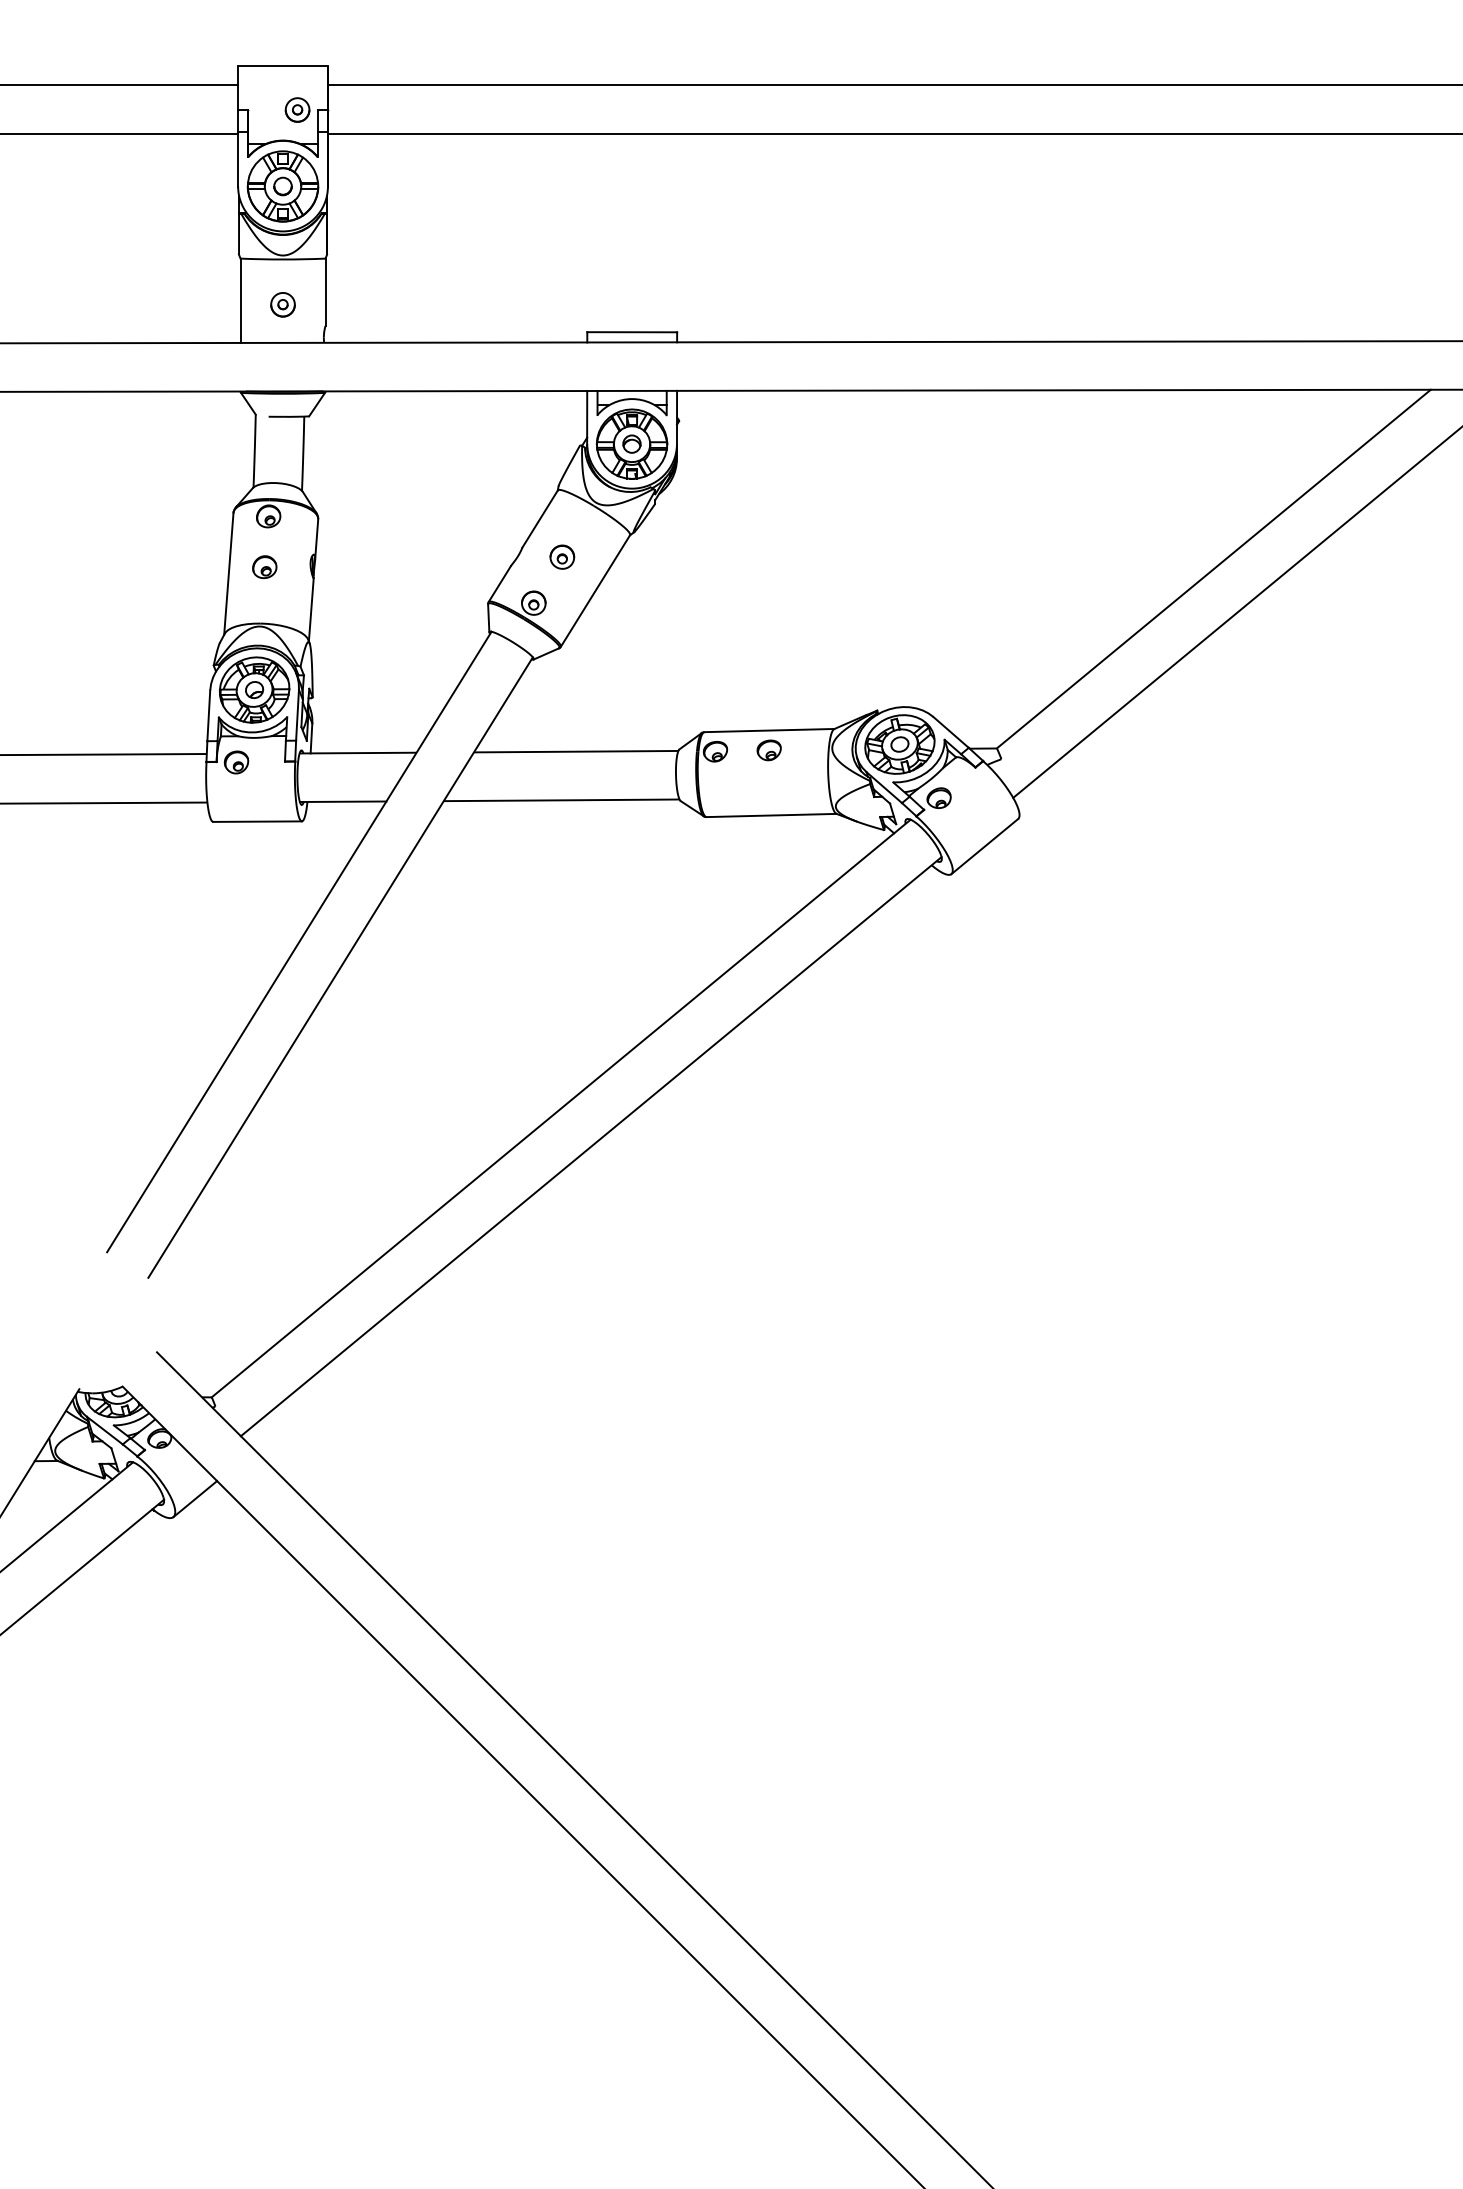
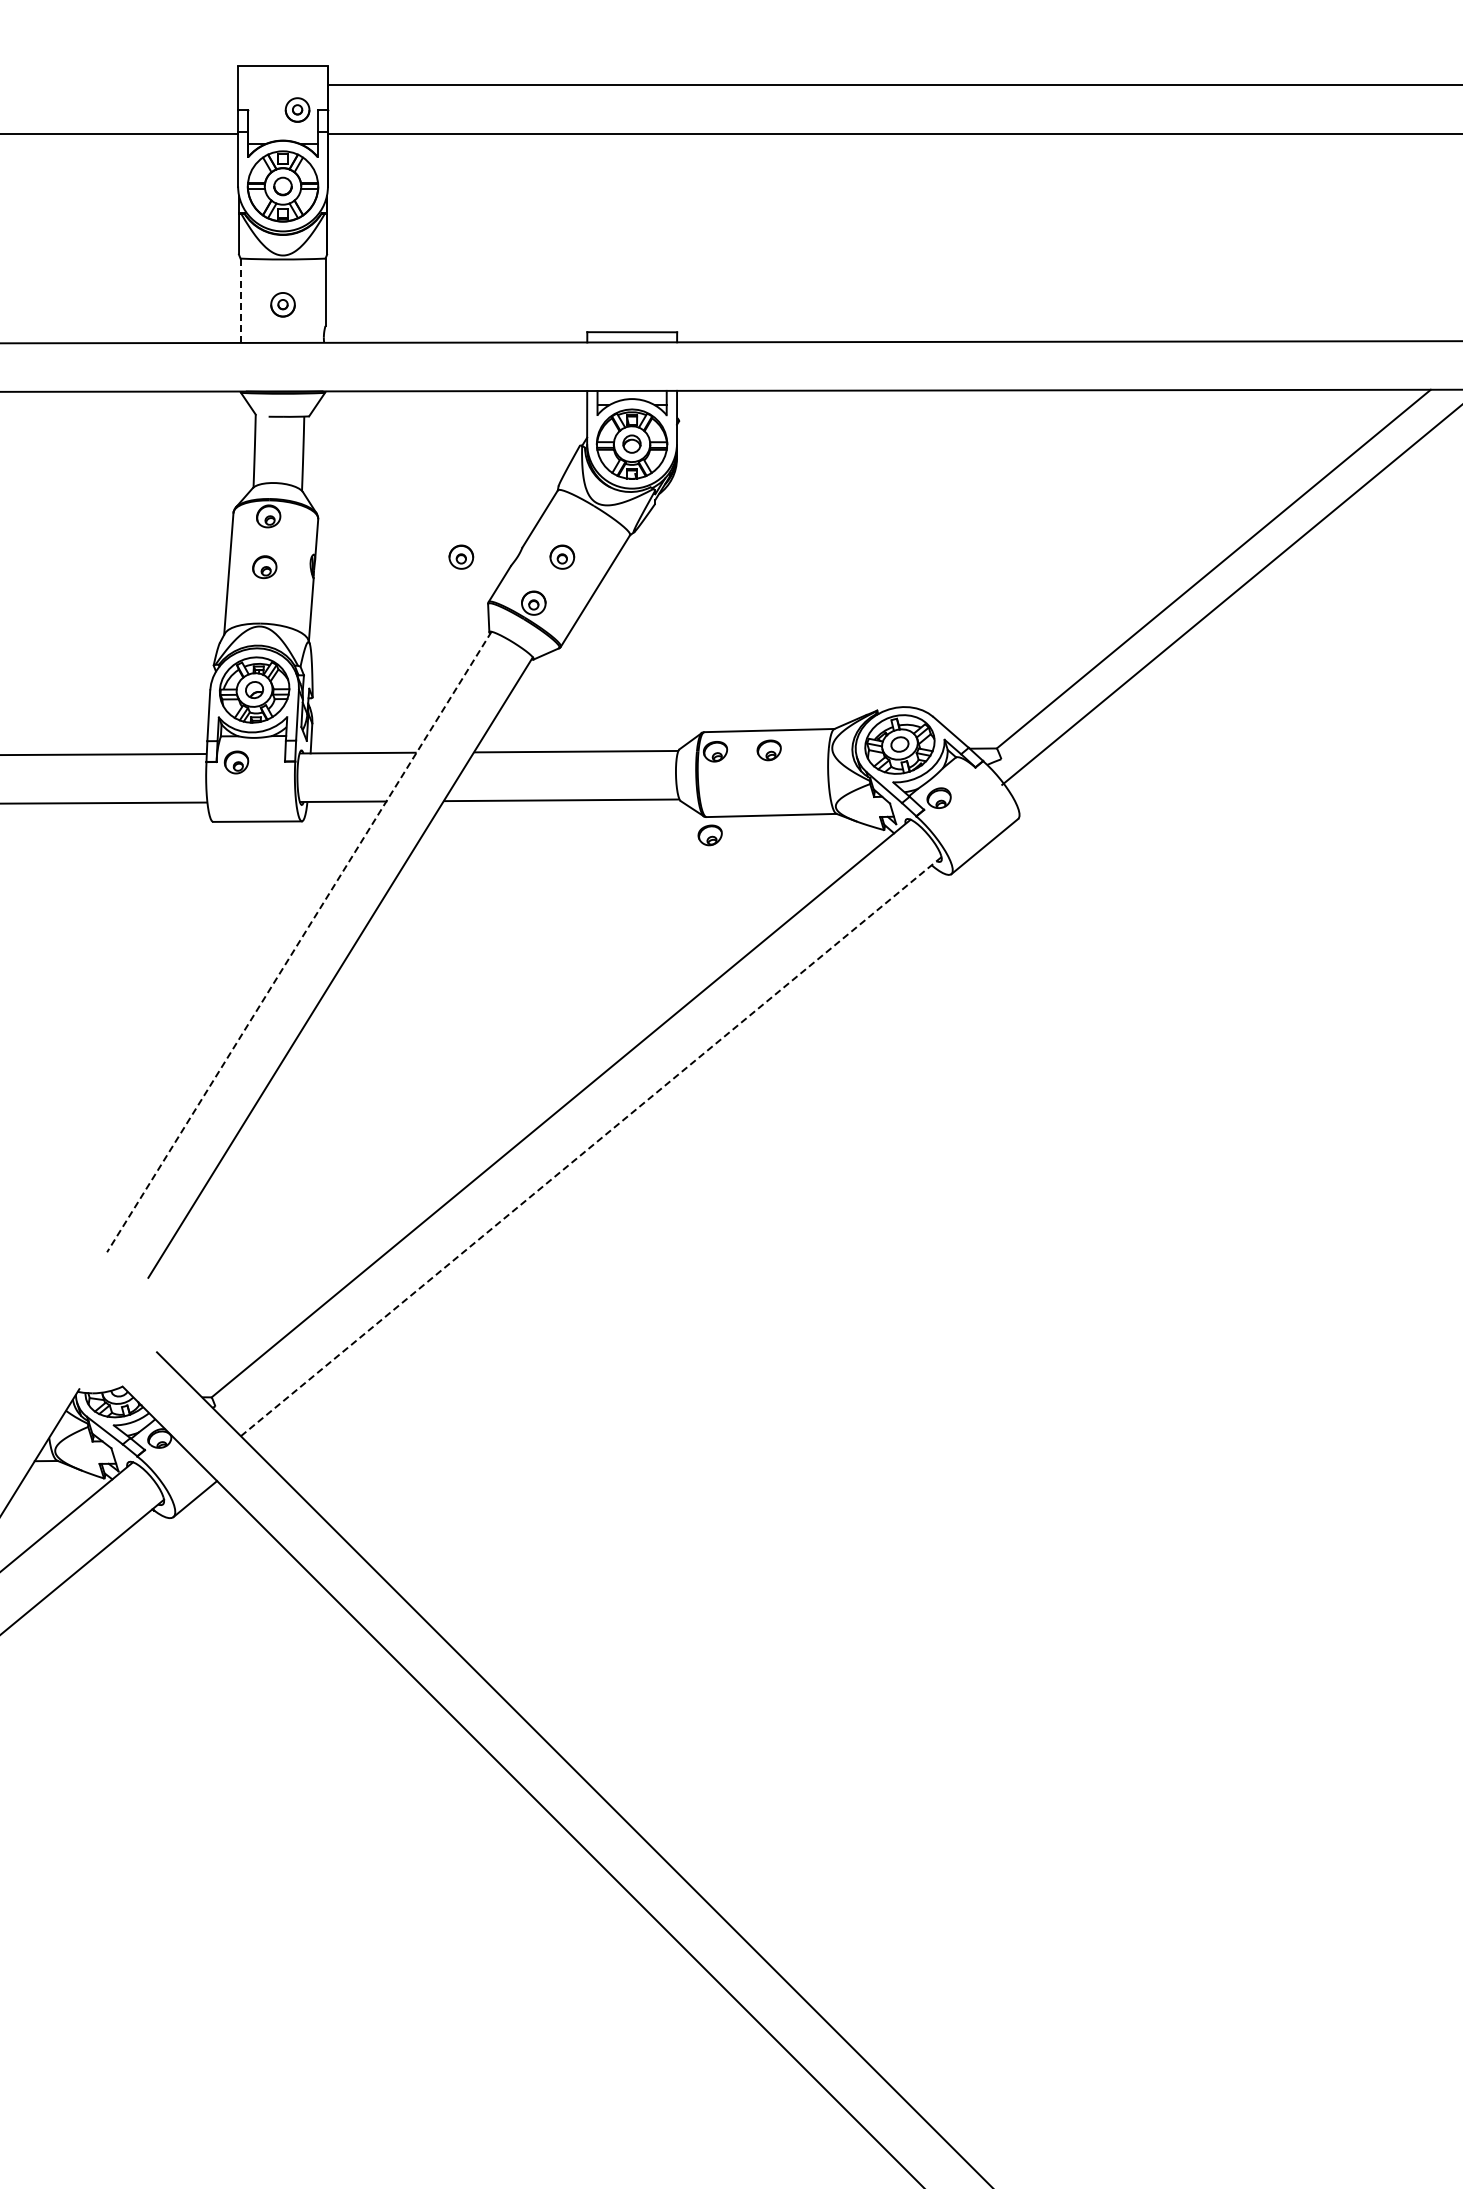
line: present -> none (120, 85)
line: solid -> dashed (240, 301)
part: none -> present (461, 556)
line position: (1236, 613) -> (1230, 595) (1230, 595)
part: none -> present (709, 835)
line: solid -> dashed (299, 942)
line: solid -> dashed (591, 1146)
